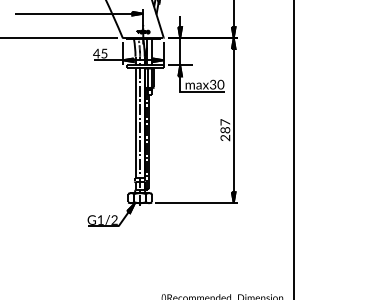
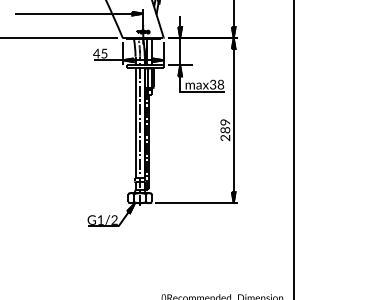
text: max30 -> max38 (220, 84)
text: 287 -> 289 (224, 122)
